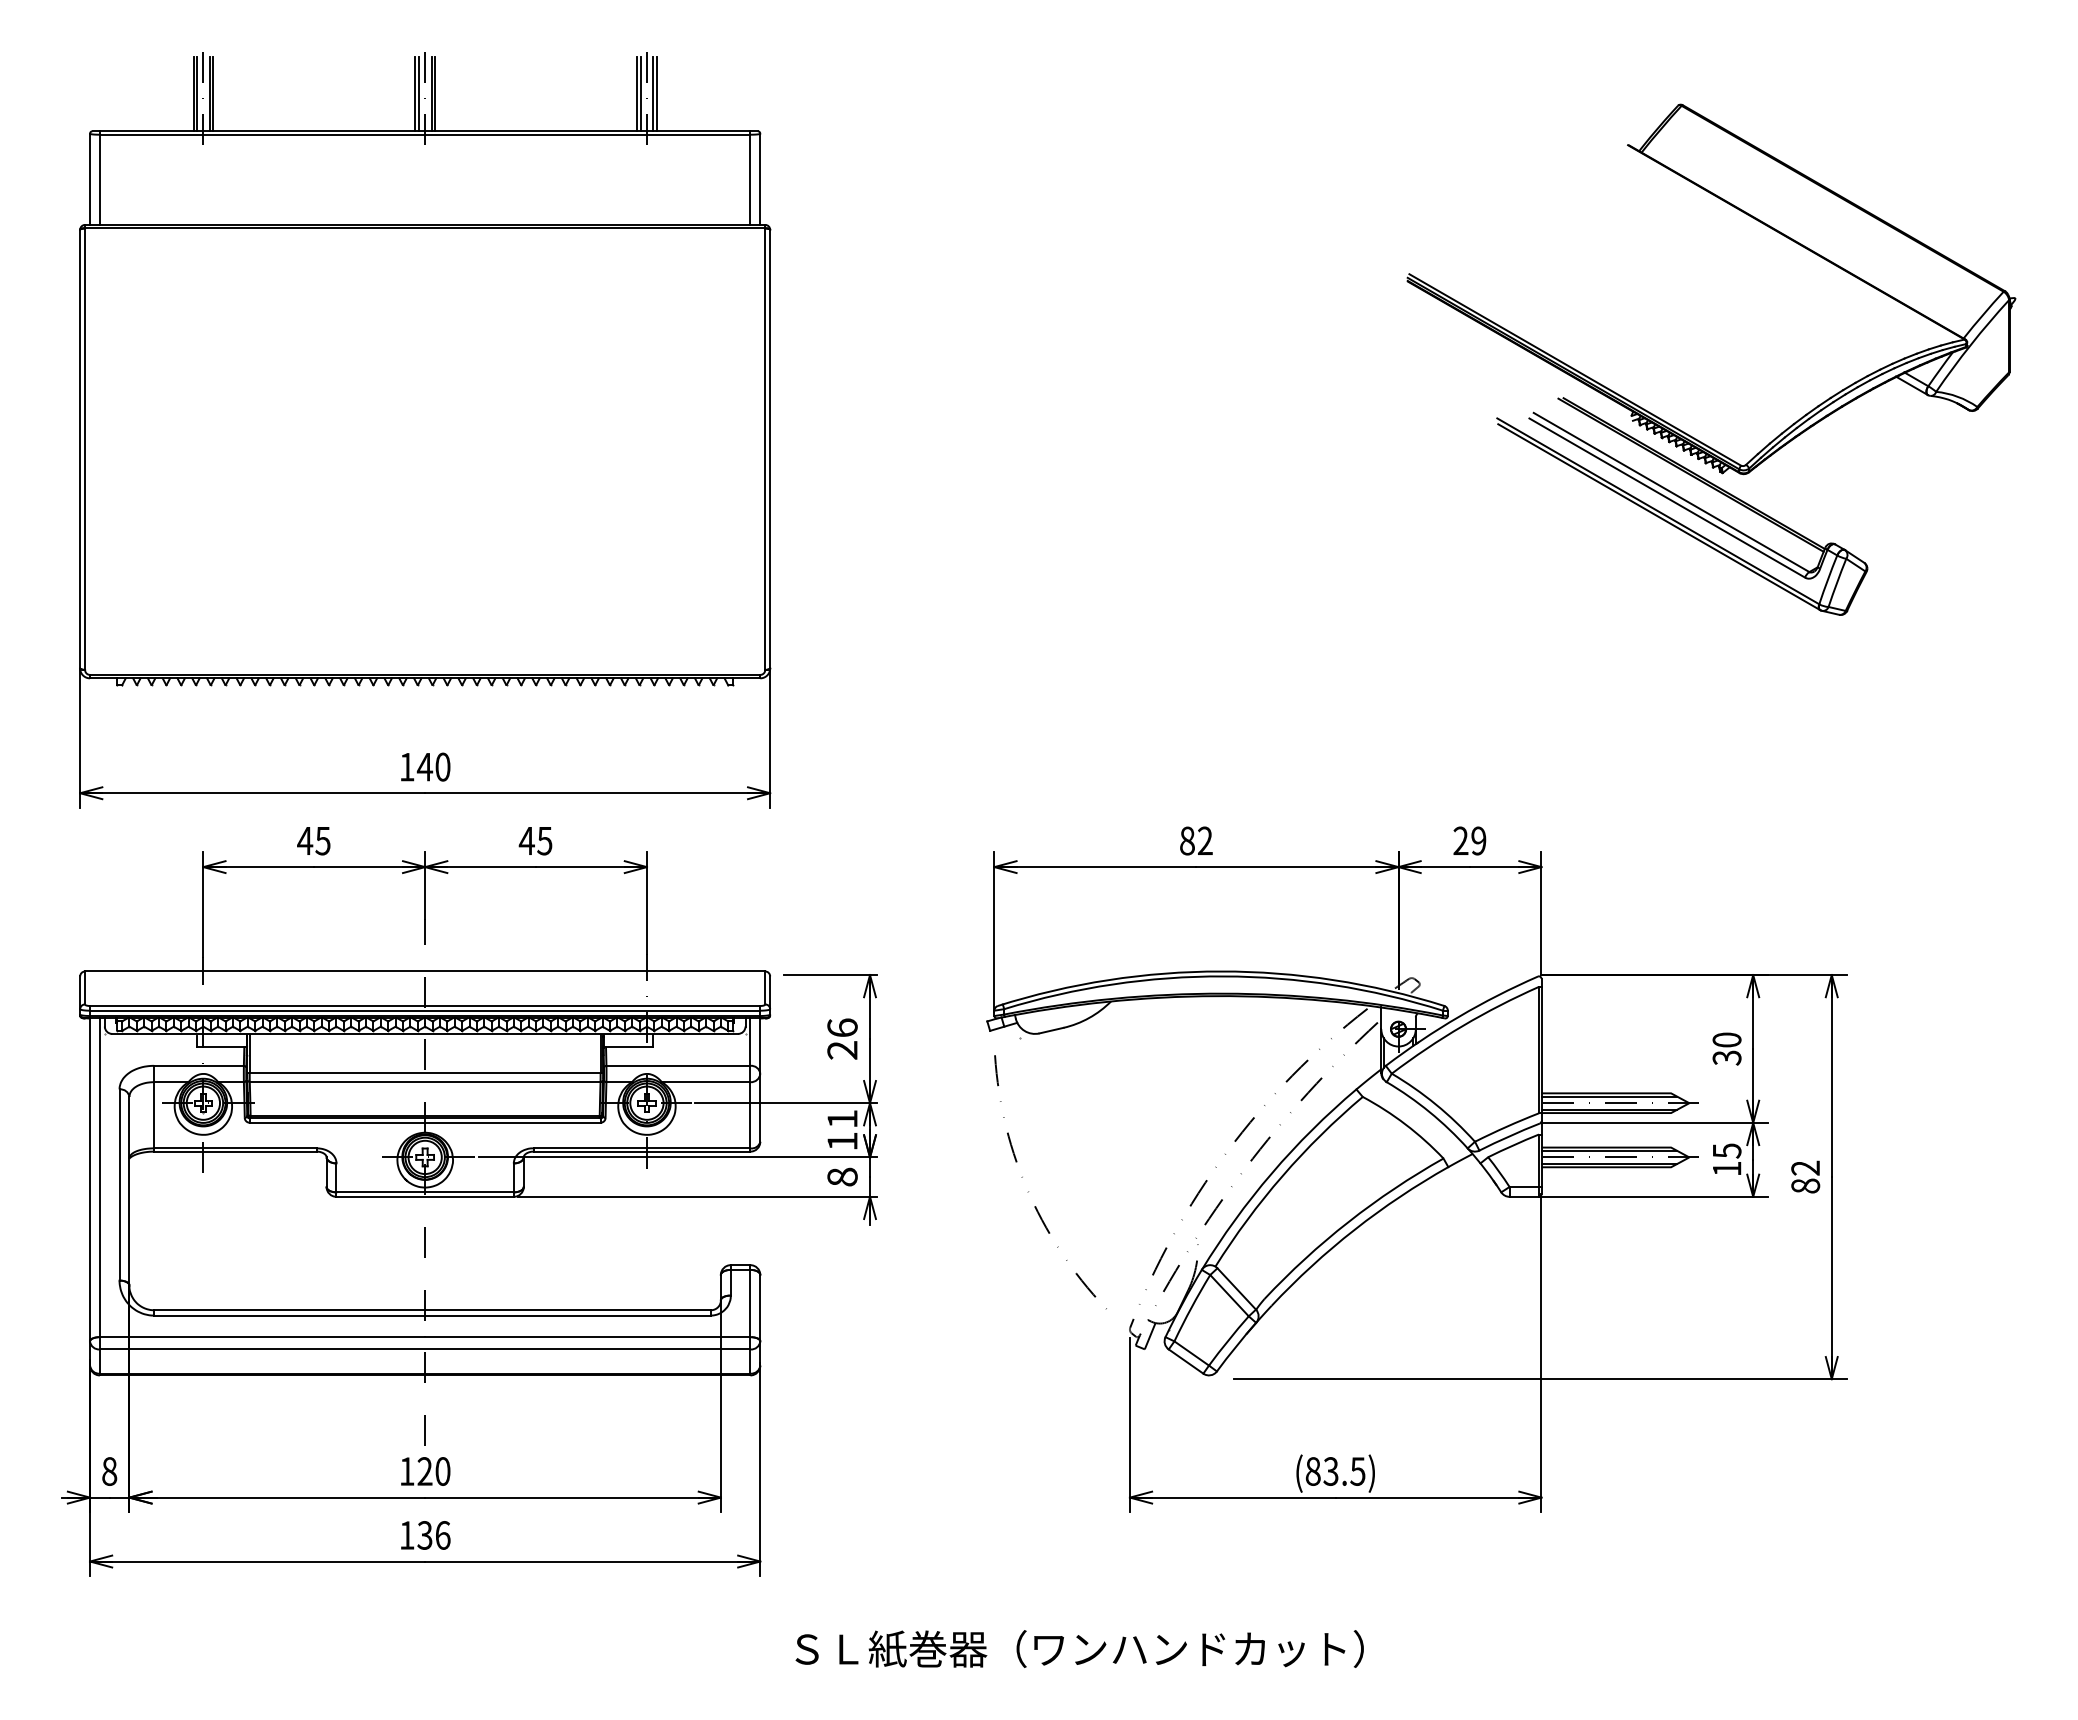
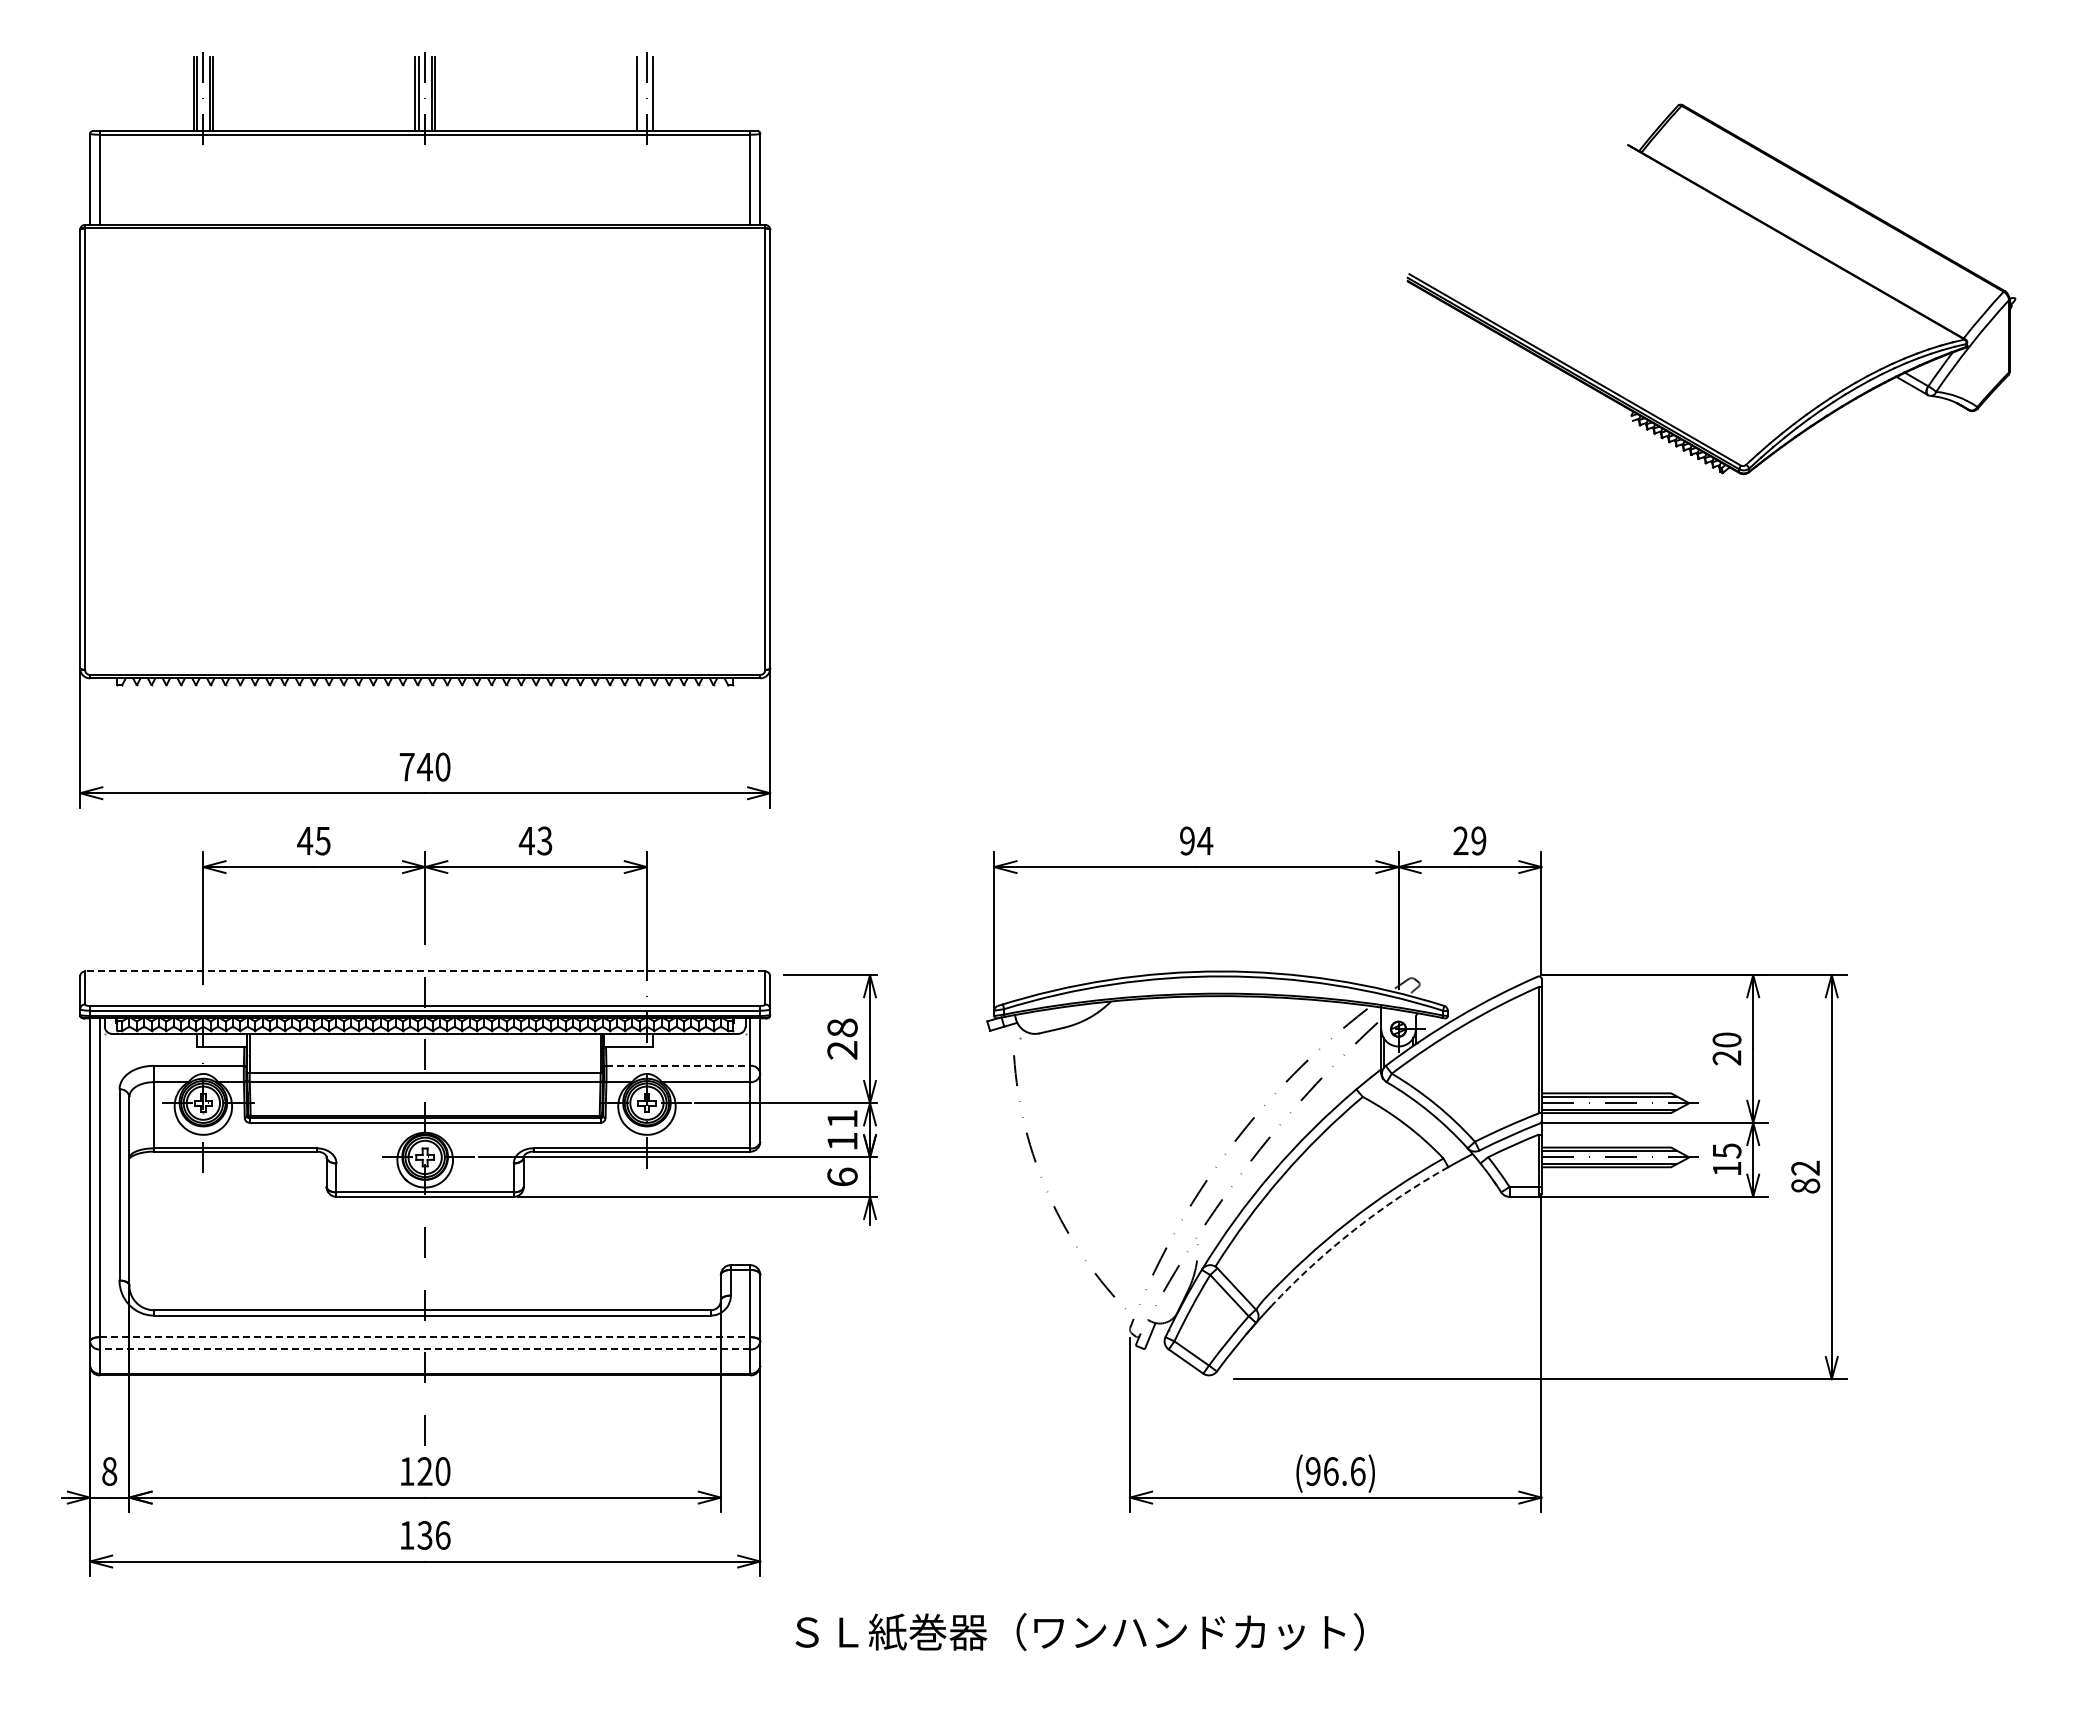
line: present -> none (640, 94)
line: present -> none (656, 94)
part: present -> none (1682, 506)
text: 140 -> 740 (406, 767)
text: 45 -> 43 (544, 840)
text: 82 -> 94 (1196, 840)
line: solid -> dashed (424, 971)
text: 26 -> 28 (842, 1027)
text: 30 -> 20 (1727, 1057)
line: solid -> dashed (678, 1065)
text: 8 -> 6 (842, 1176)
arc position: (1029, 1191) -> (1048, 1191) (1048, 1191)
arc: solid -> dashed (1354, 1229)
line: solid -> dashed (425, 1337)
line: solid -> dashed (424, 1349)
text: (83.5) -> (96.6) (1335, 1471)
text position: (1079, 1648) -> (1079, 1631) (1079, 1631)
